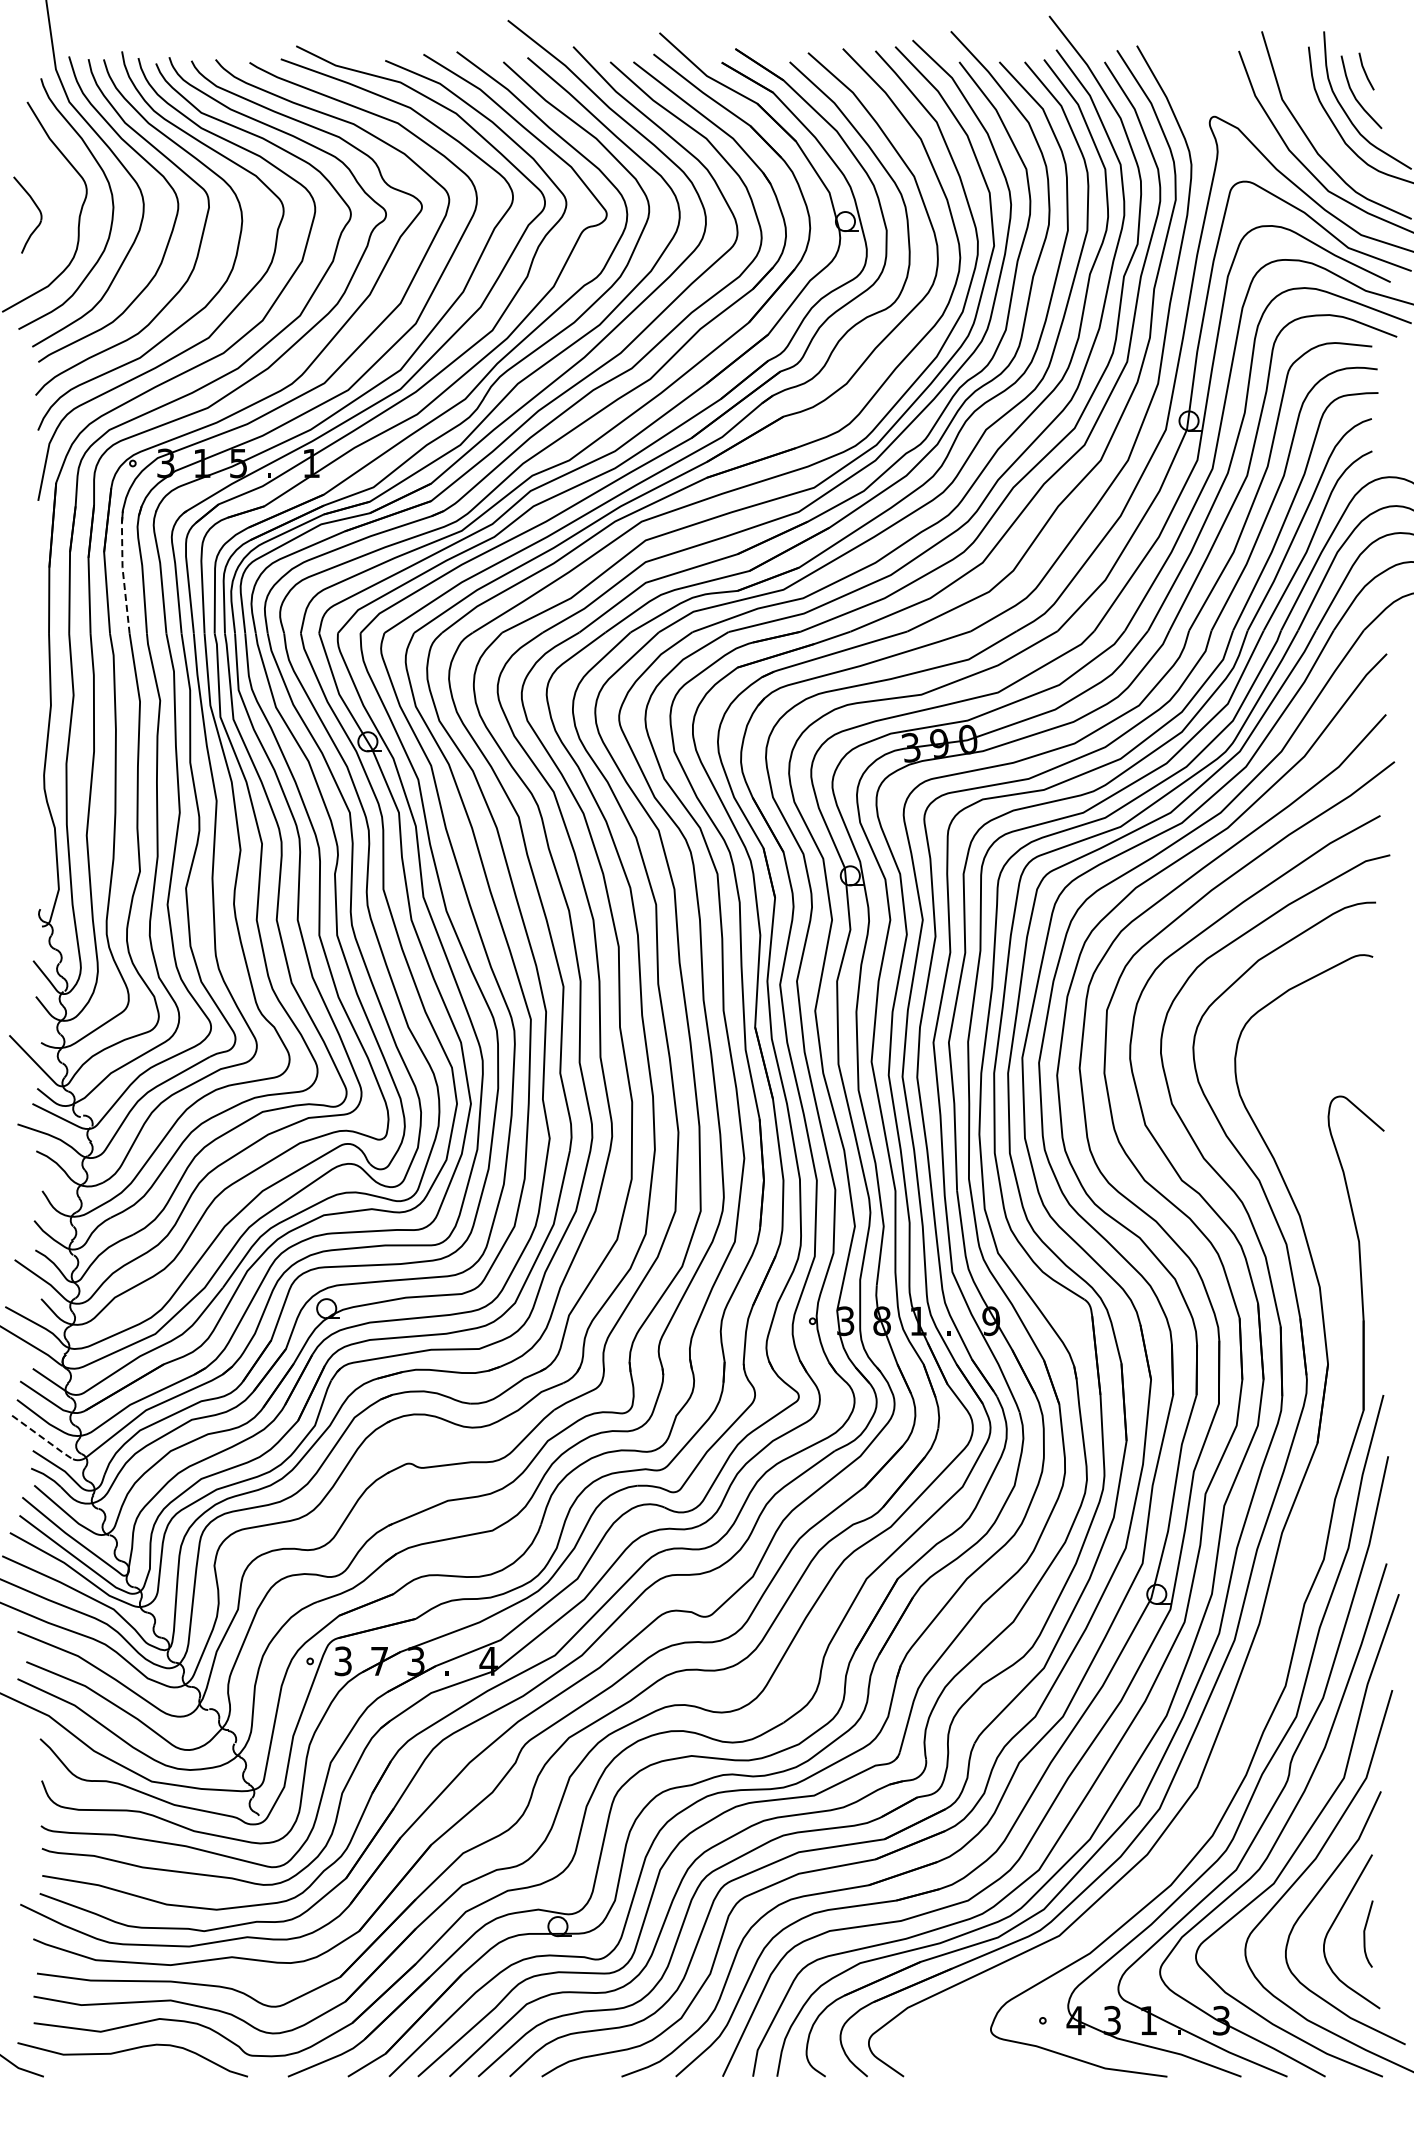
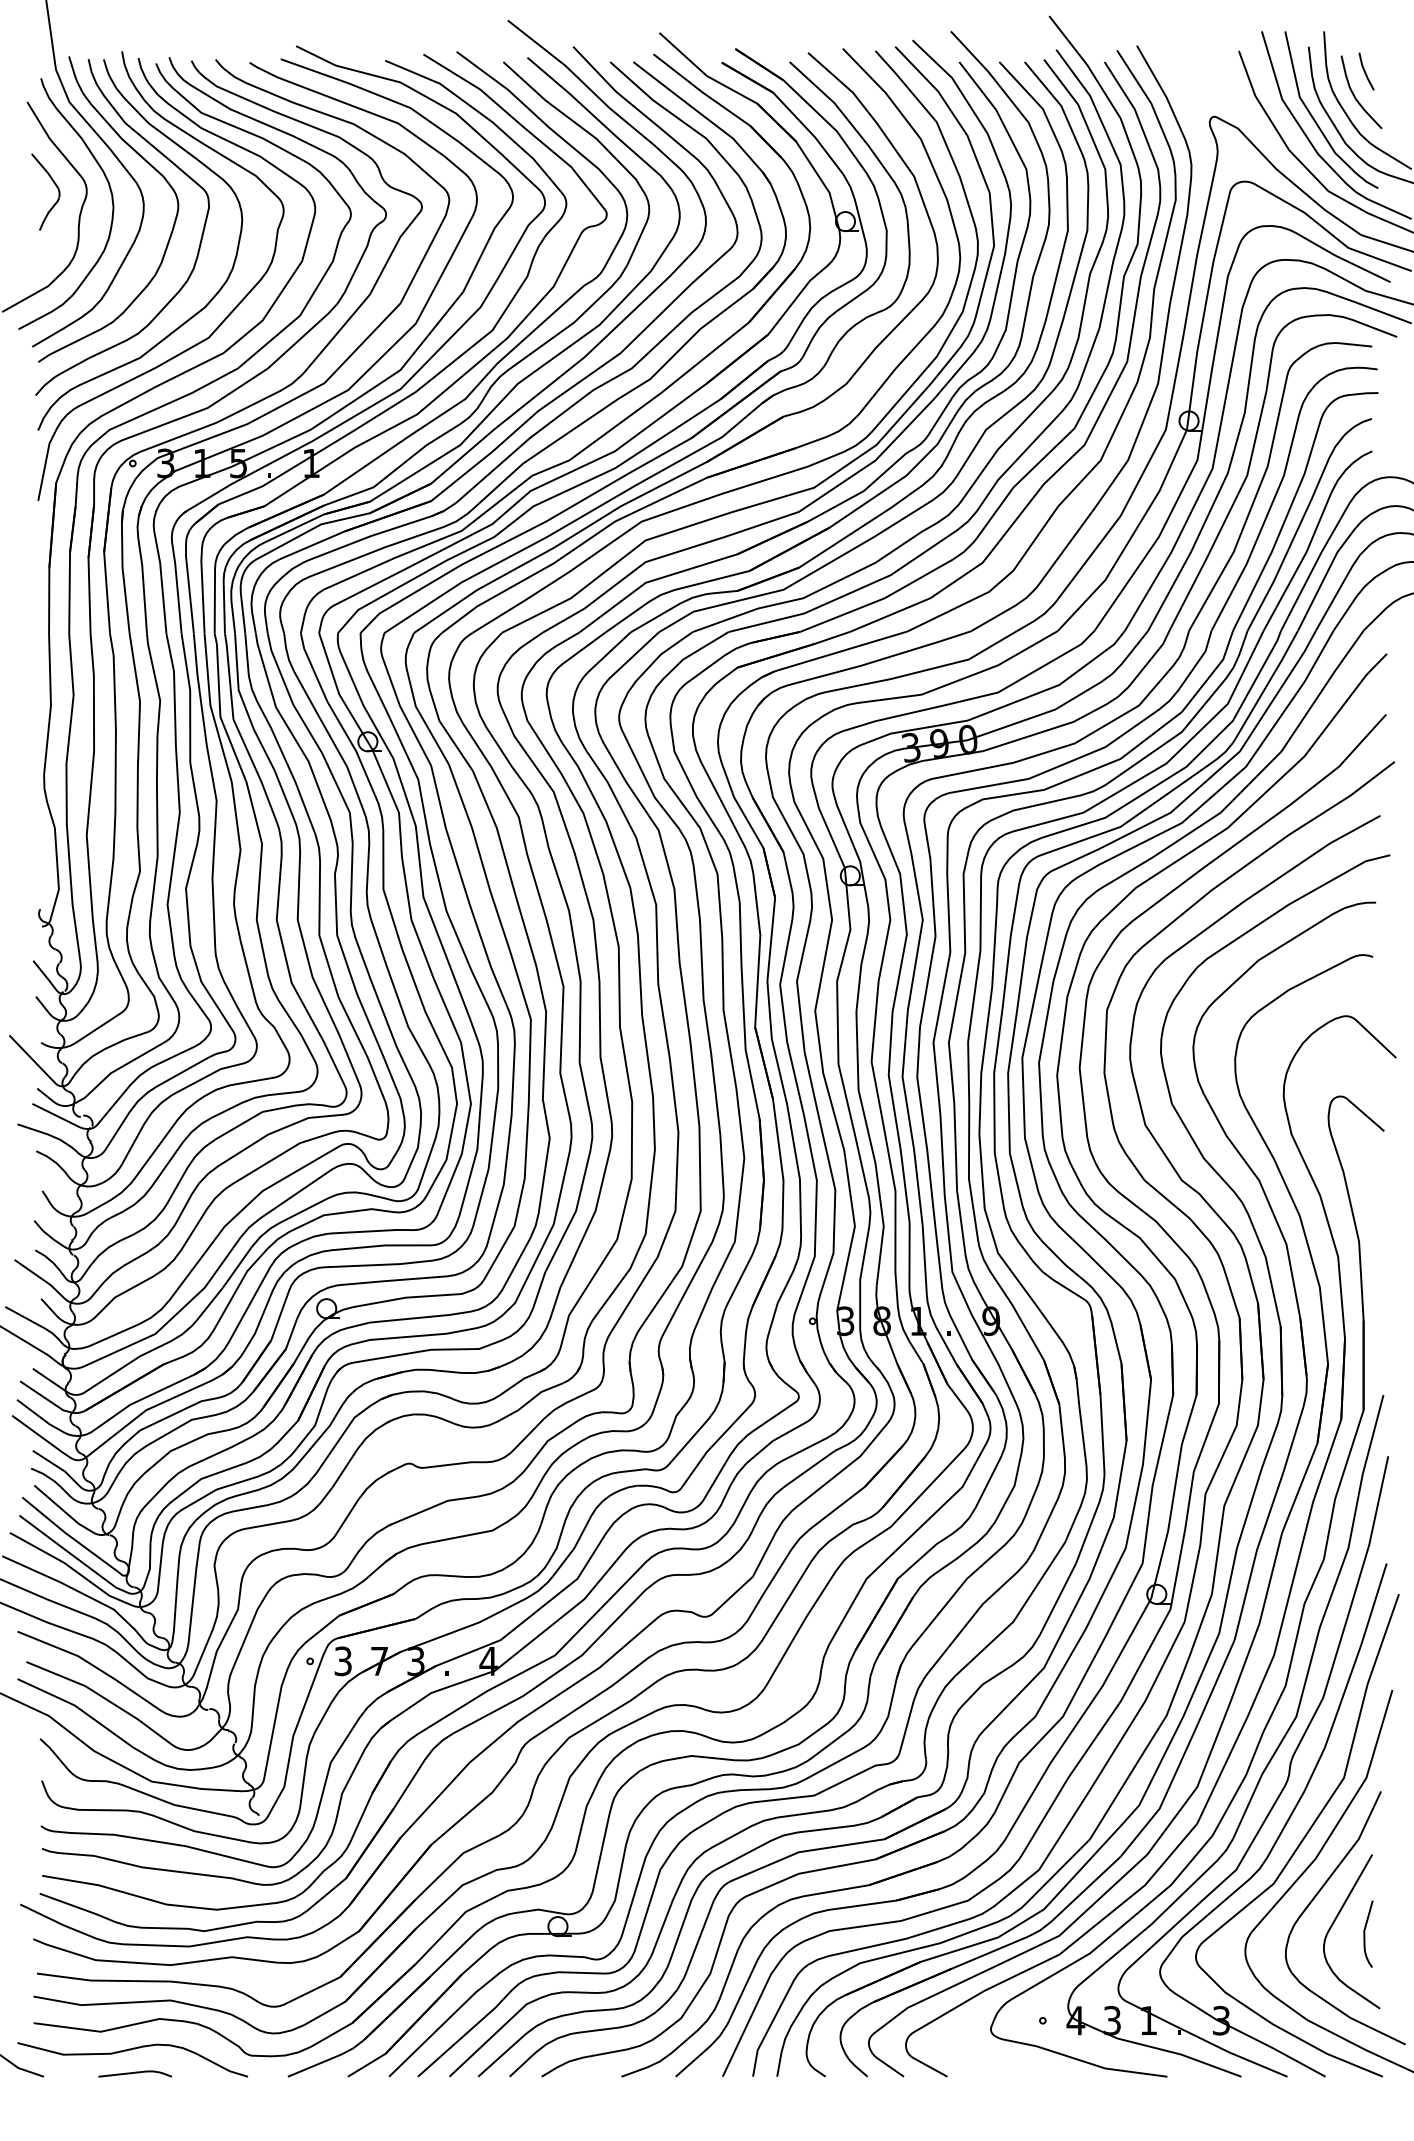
curve: none -> present (1316, 121)
part position: (35, 206) -> (53, 183) (53, 183)
line: dashed -> solid (122, 570)
line: dashed -> solid (44, 1439)
part: none -> present (1289, 1589)
curve: none -> present (135, 2073)
